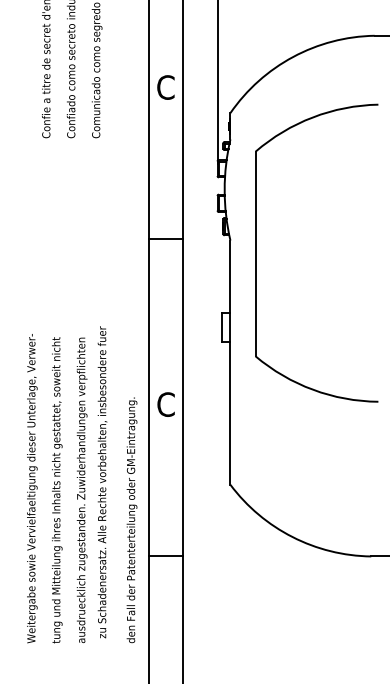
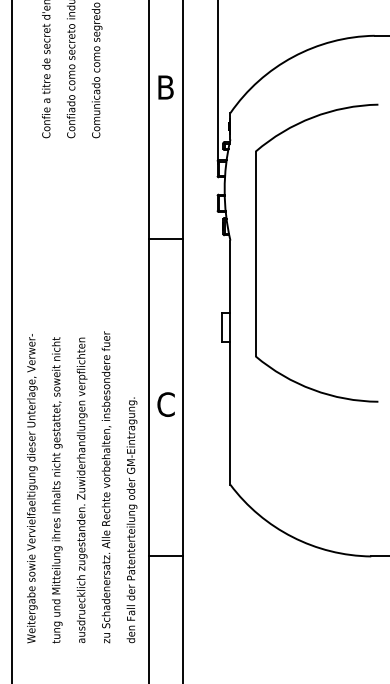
text: C -> B (165, 87)
line: none -> present (11, 341)
text position: (102, 482) -> (106, 487) (106, 487)
